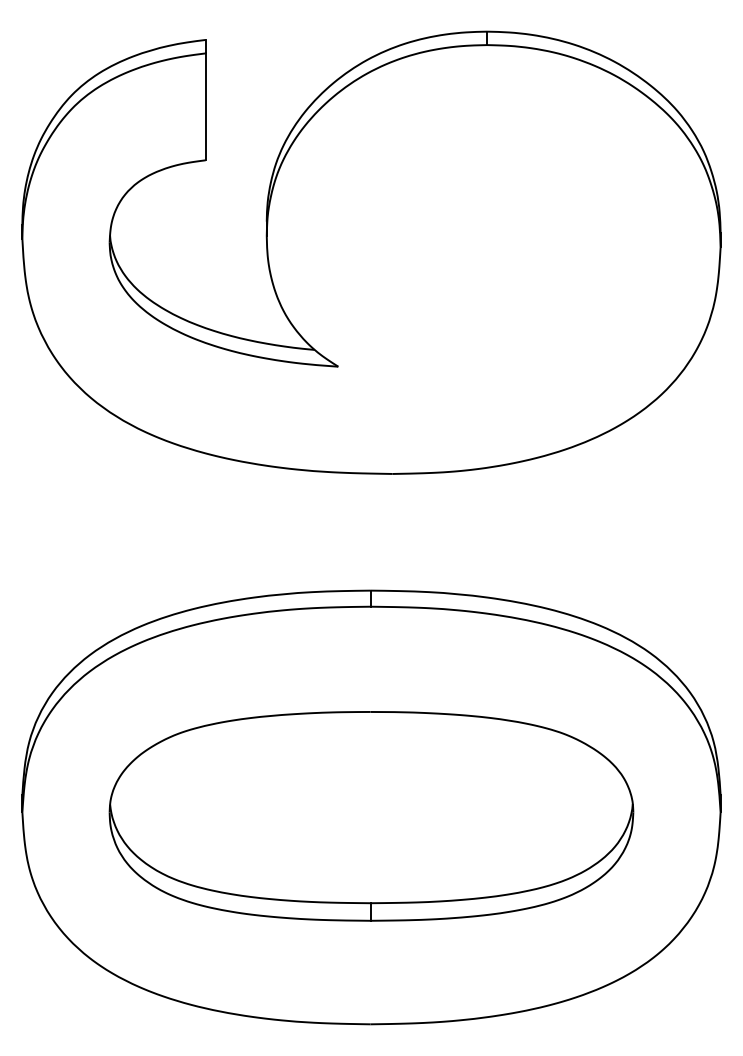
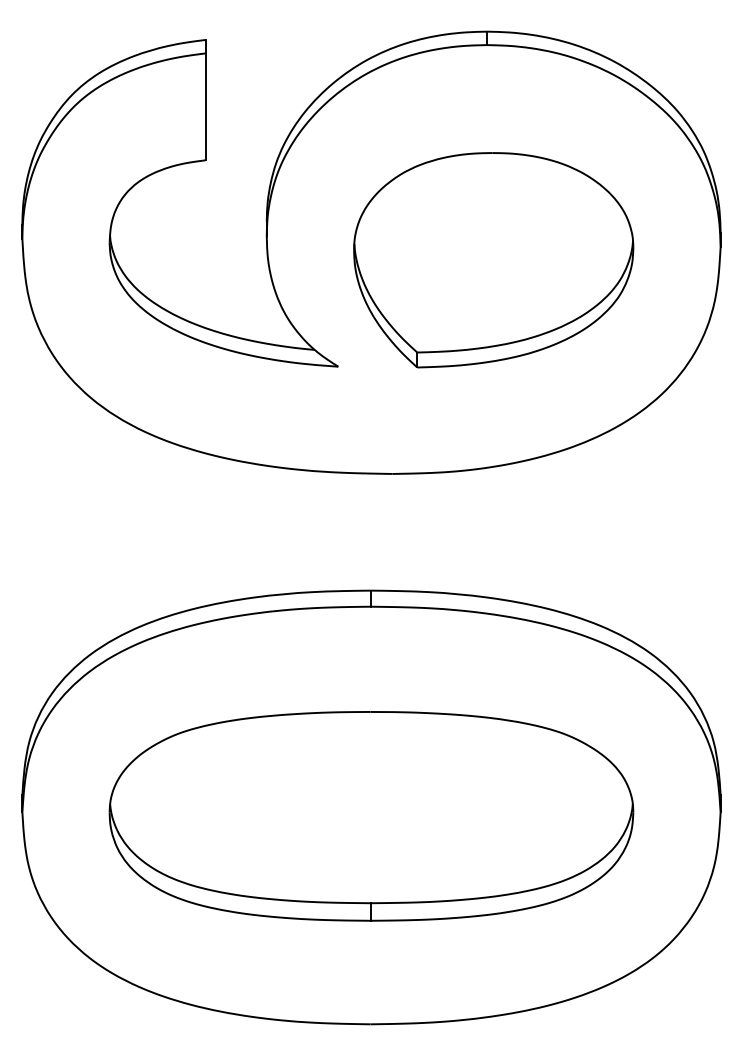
part: none -> present (493, 260)
